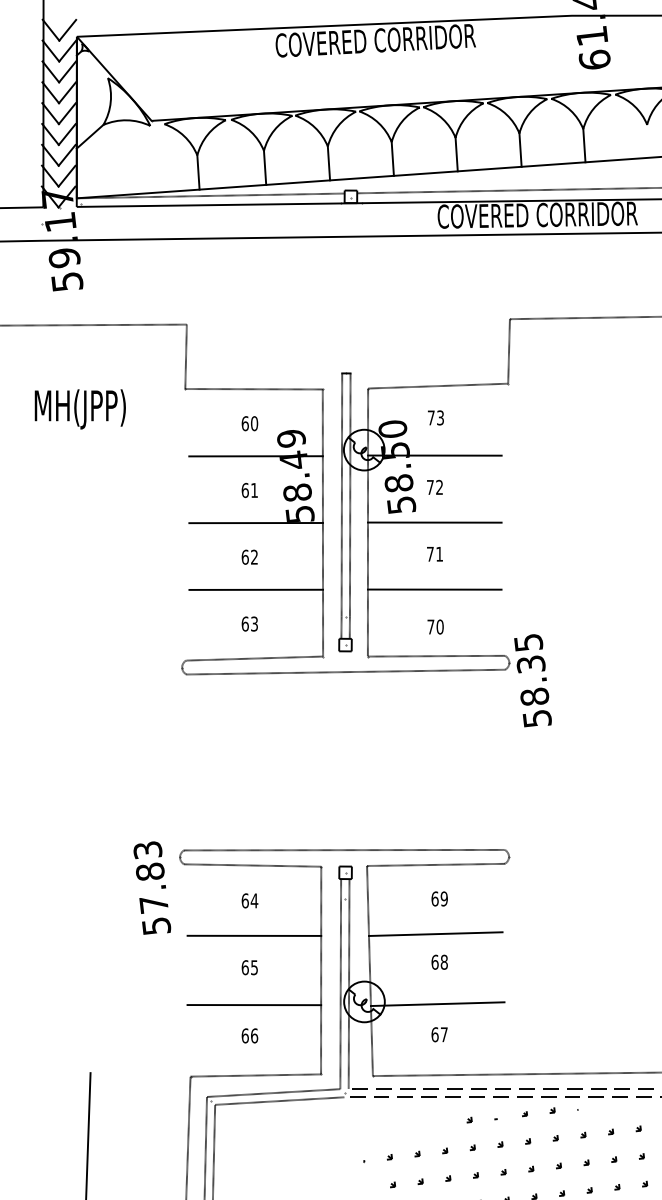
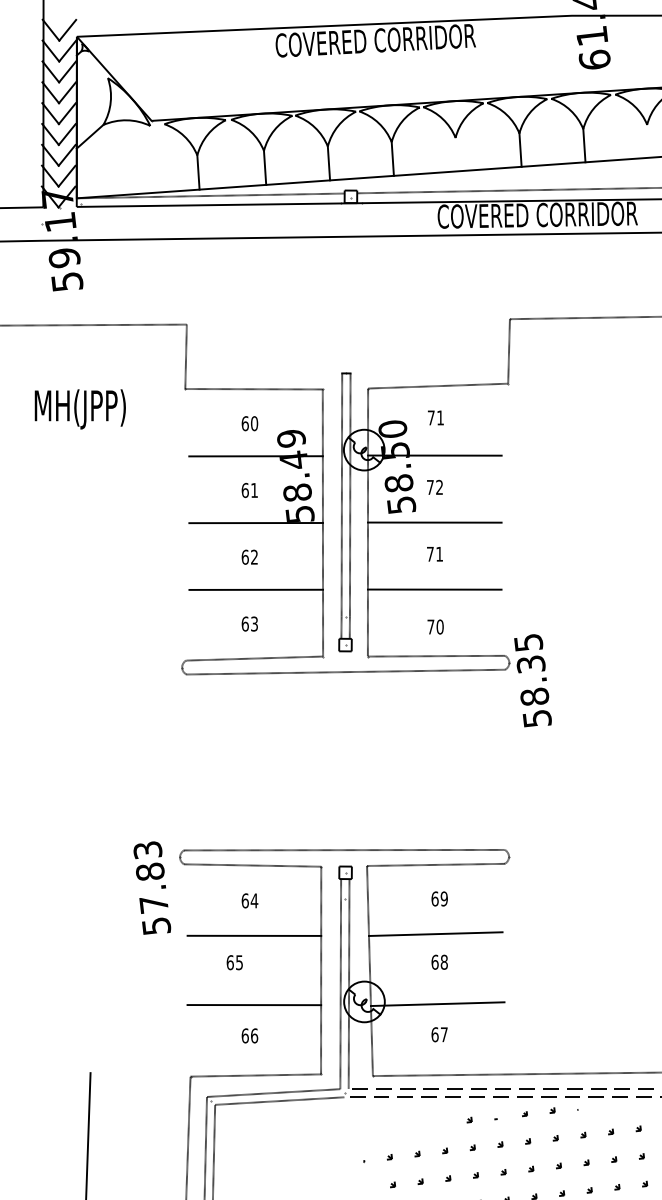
line: present -> none (456, 154)
text: 73 -> 71 (440, 417)
text position: (249, 967) -> (234, 962) (234, 962)
